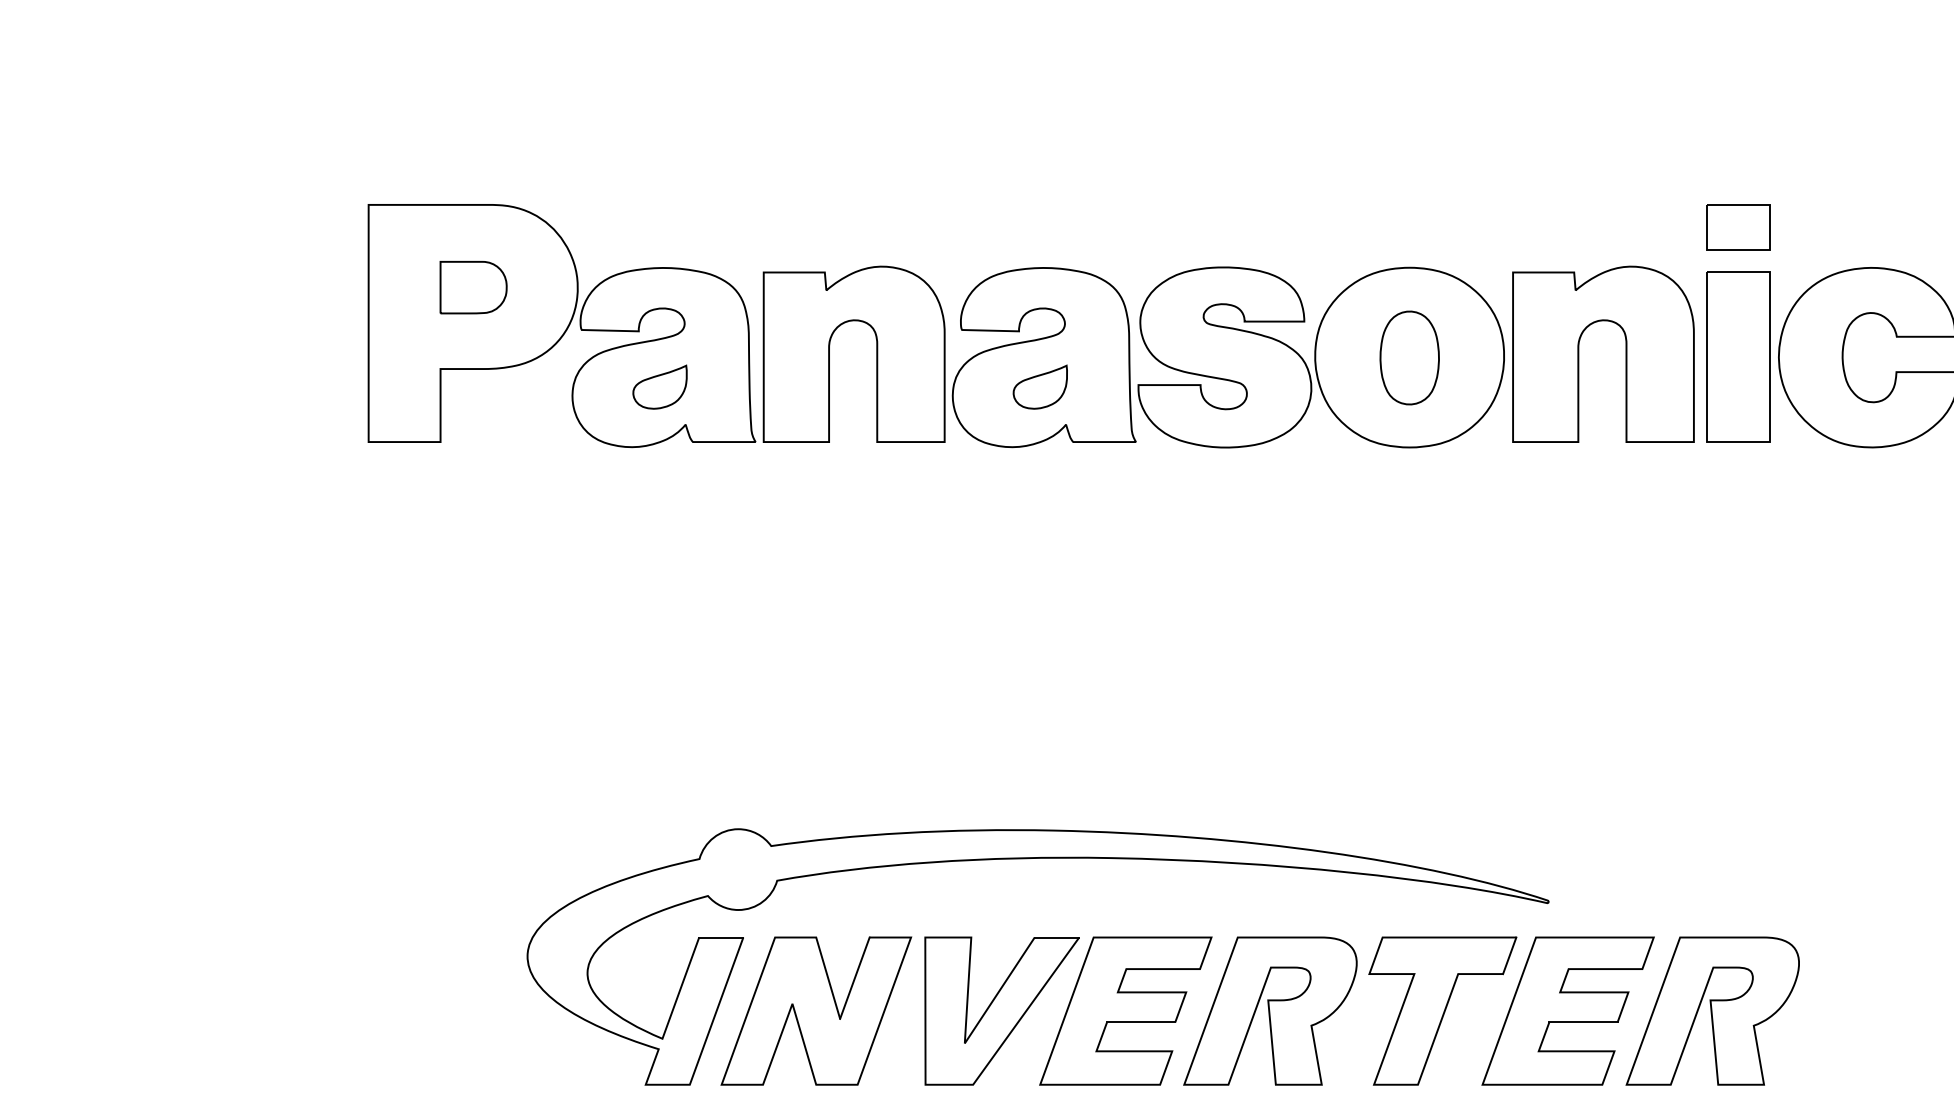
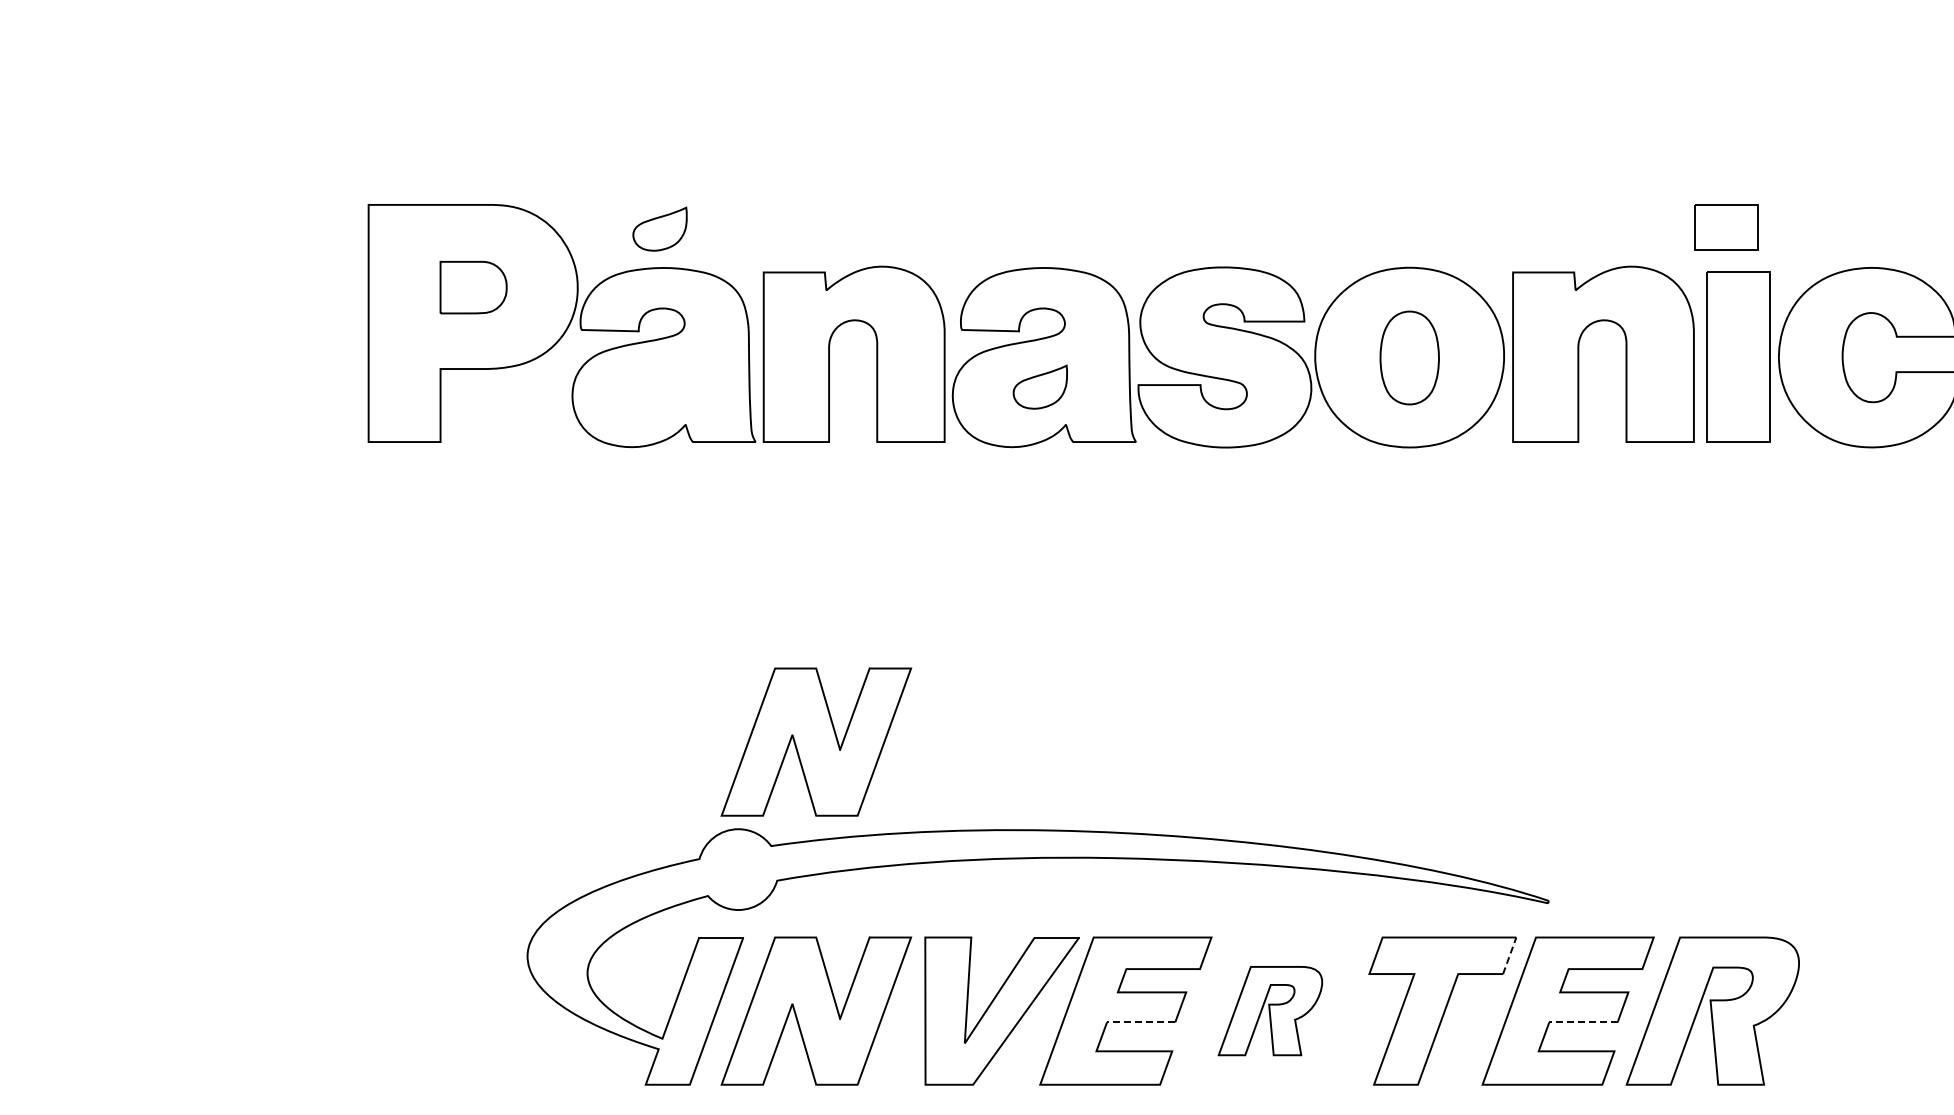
part position: (1738, 227) -> (1726, 227) (1726, 227)
part position: (659, 386) -> (659, 228) (659, 228)
part: none -> present (816, 741)
line: solid -> dashed (1509, 955)
part size: 175x150 px -> 107x91 px (1270, 1011)
line: solid -> dashed (1140, 1022)
line: solid -> dashed (1582, 1022)
